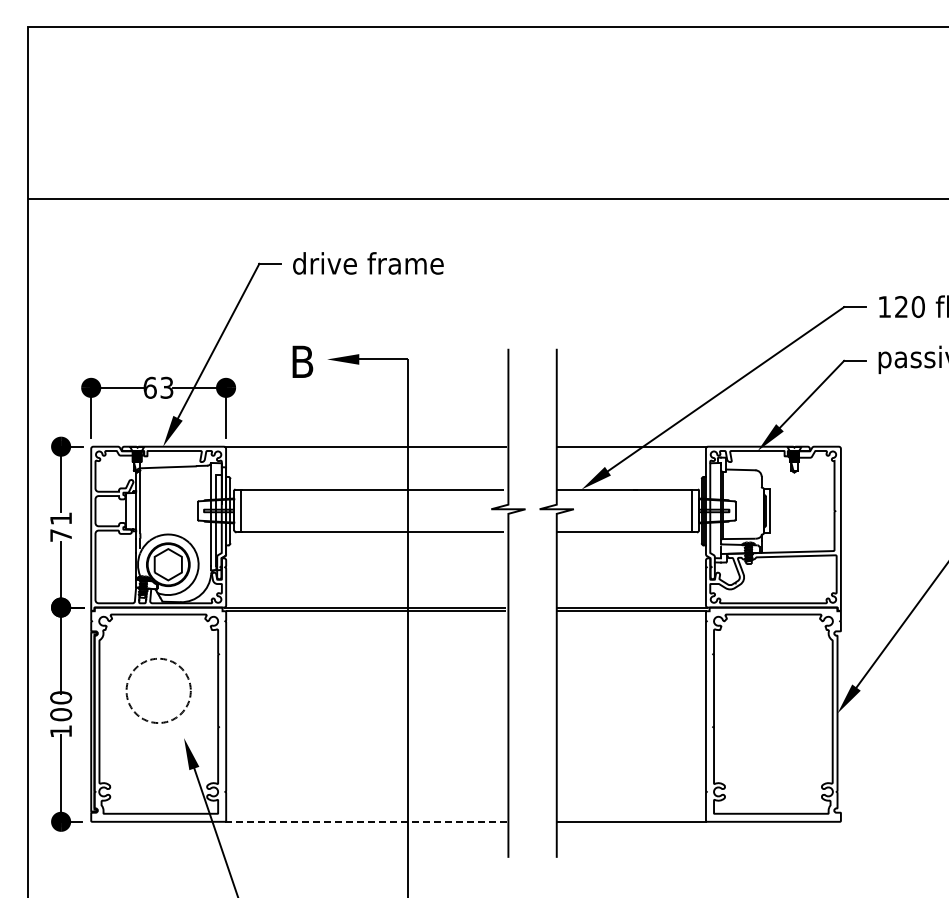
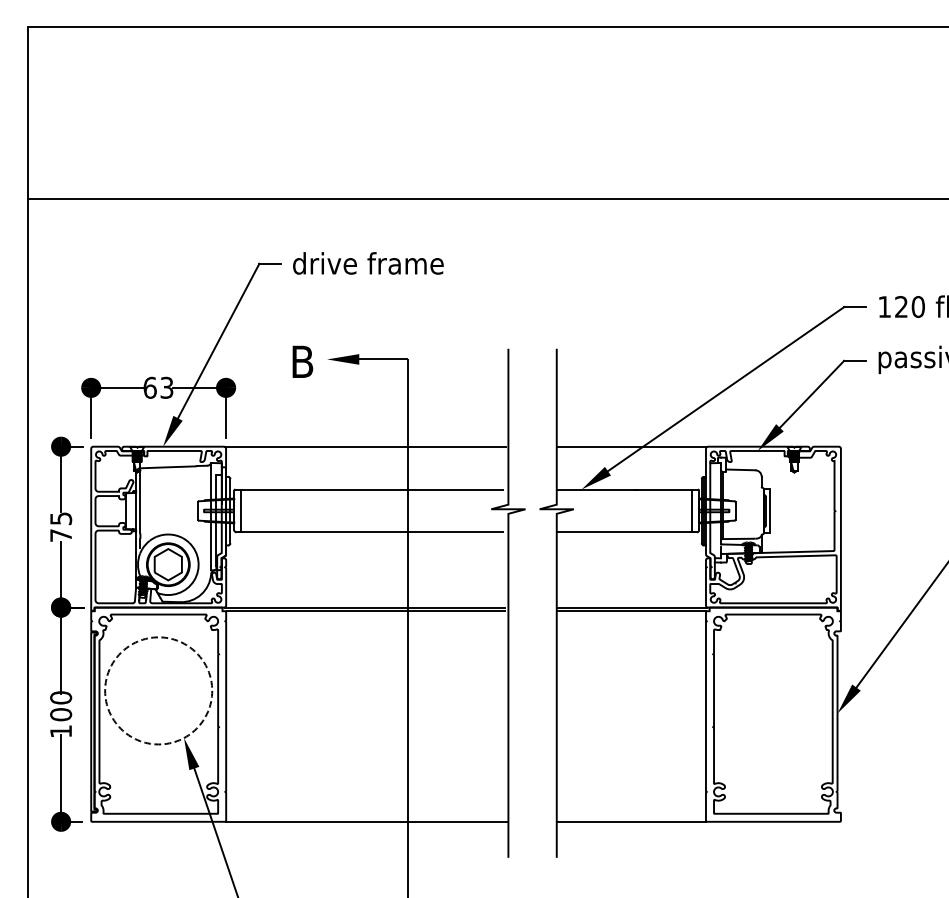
text: 71 -> 75 (61, 518)
circle diameter: 64 px -> 107 px (158, 690)
line: dashed -> solid (366, 821)
